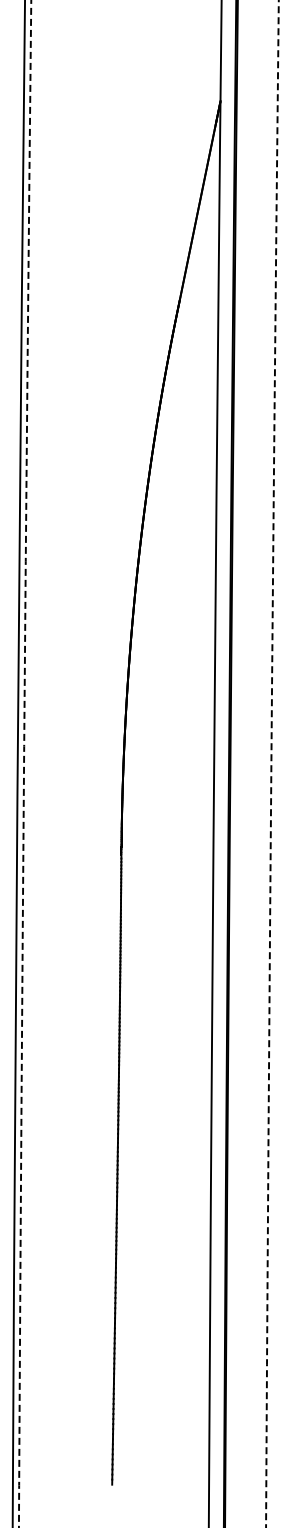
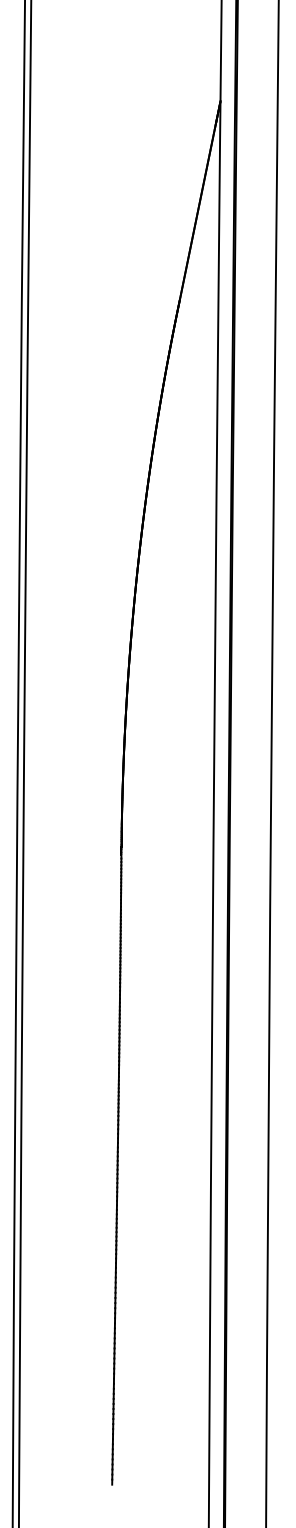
arc: dashed -> solid (24, 764)
arc: dashed -> solid (271, 764)
